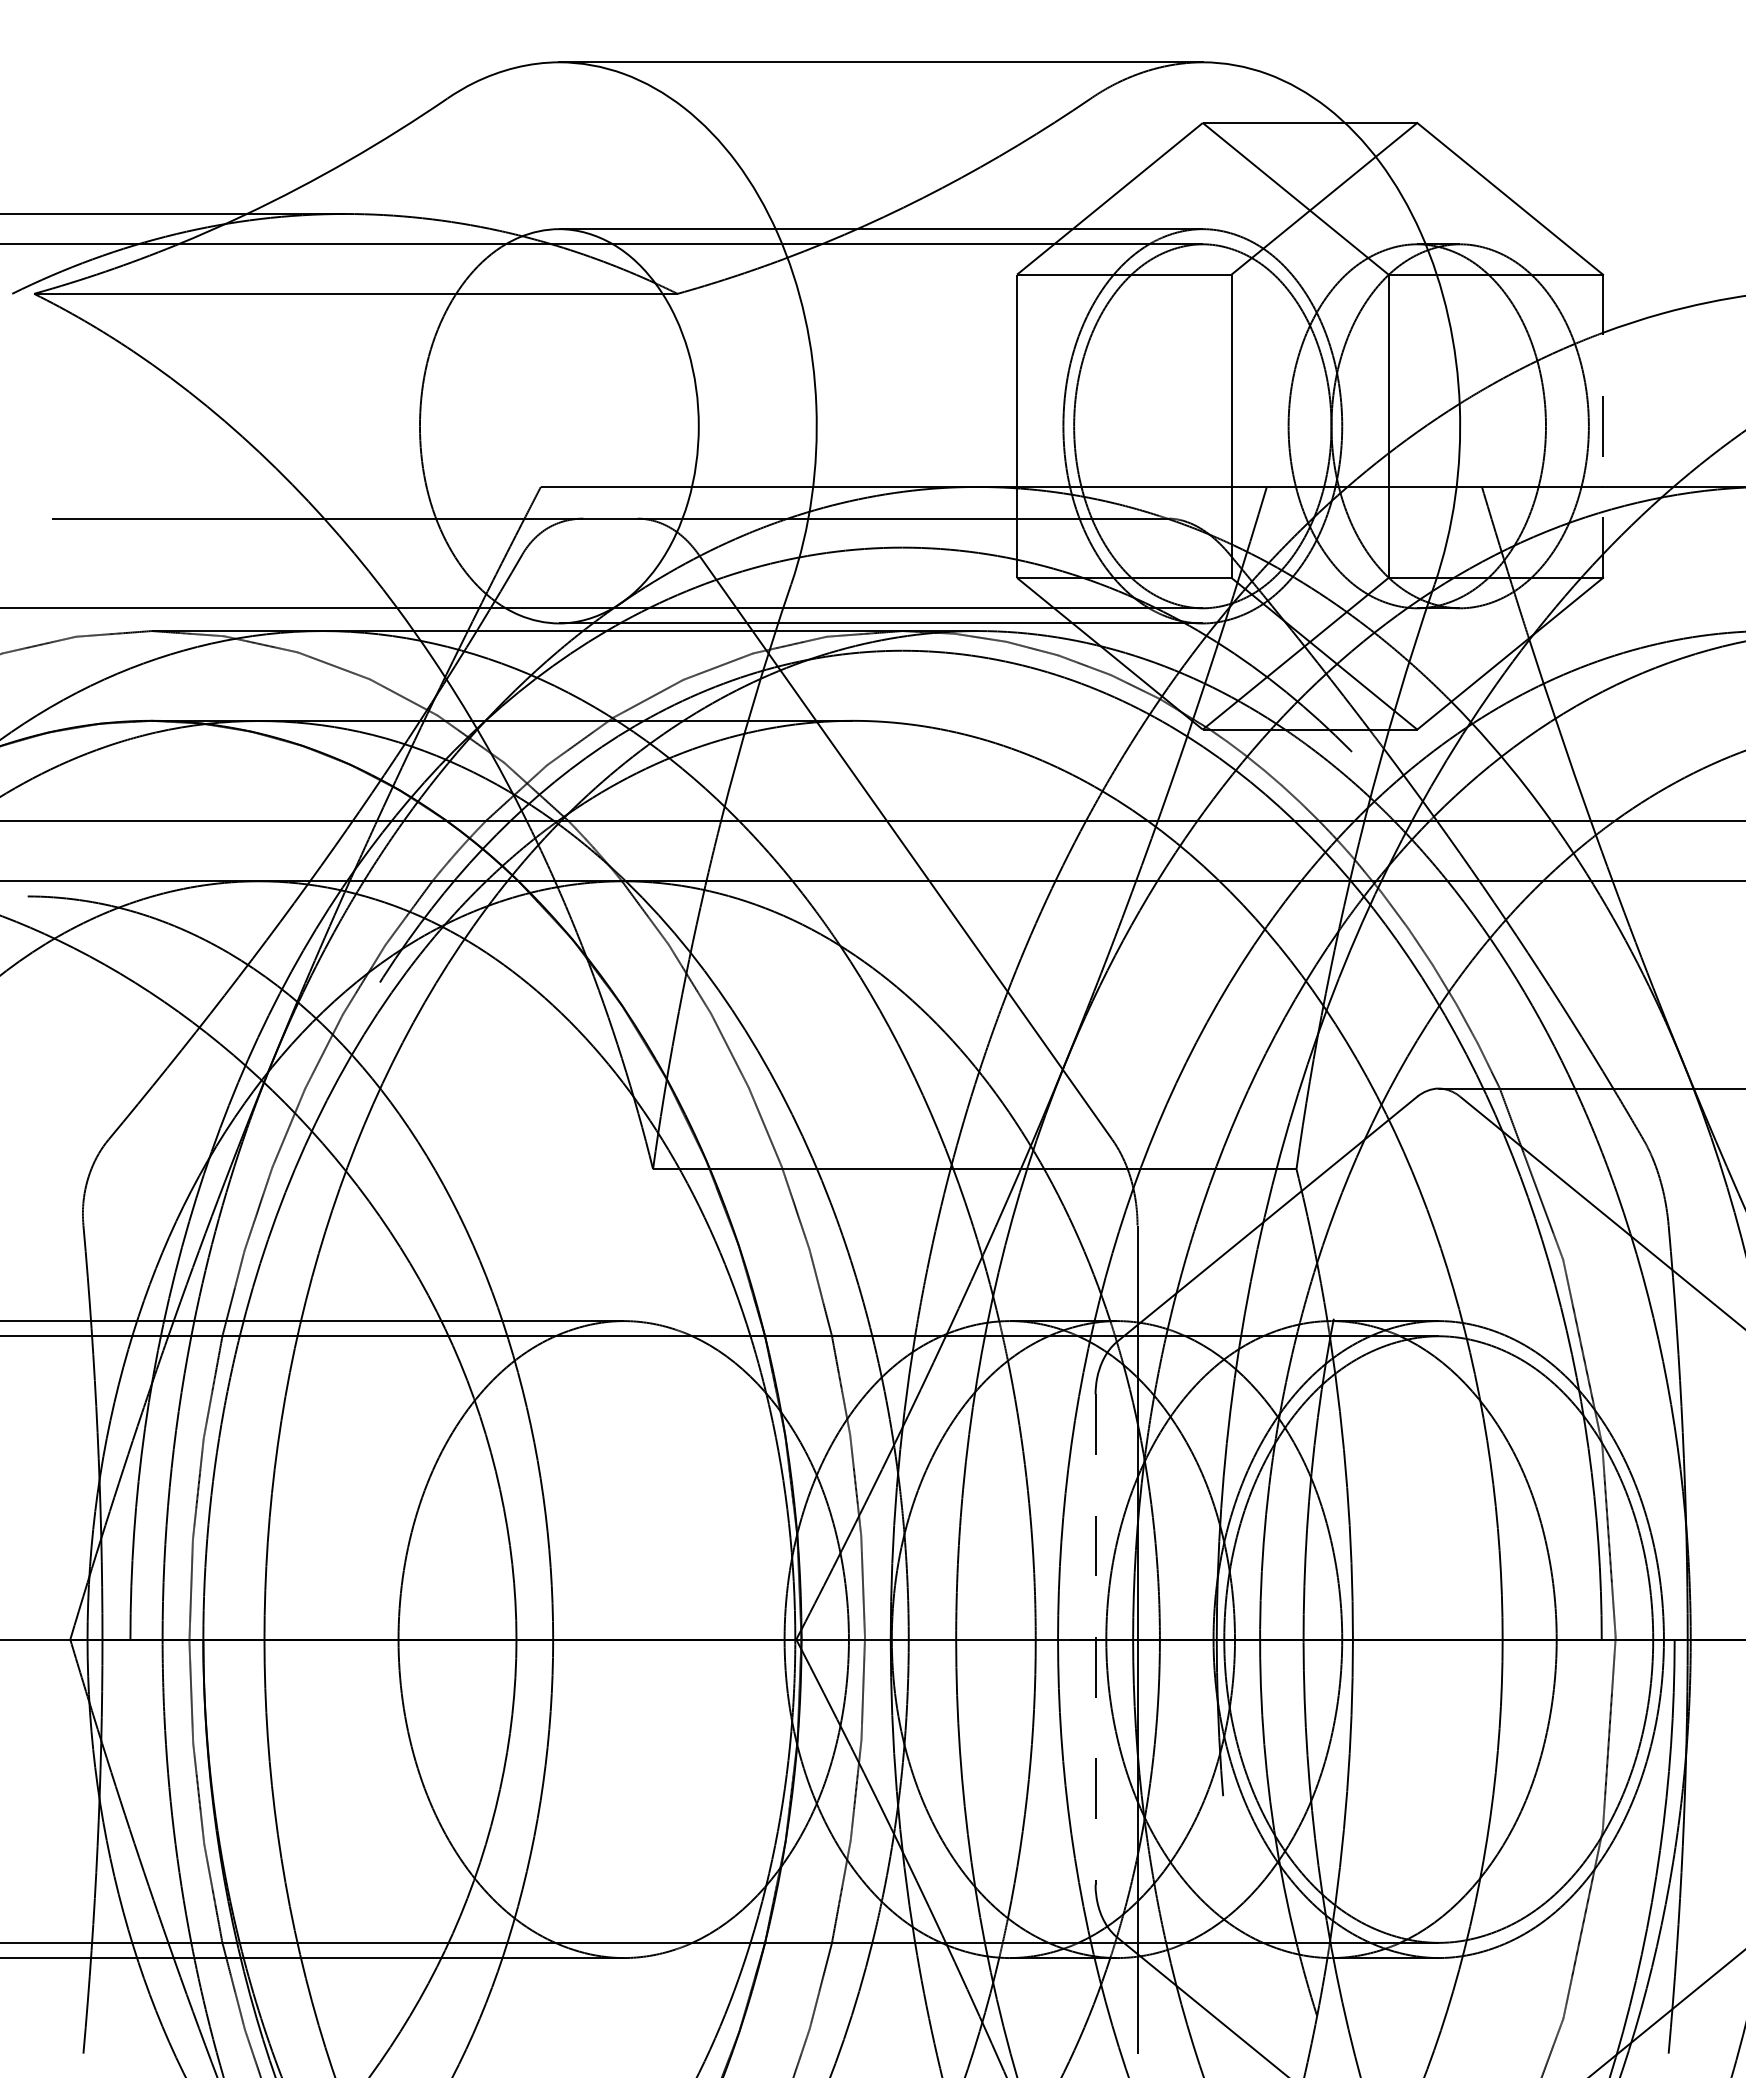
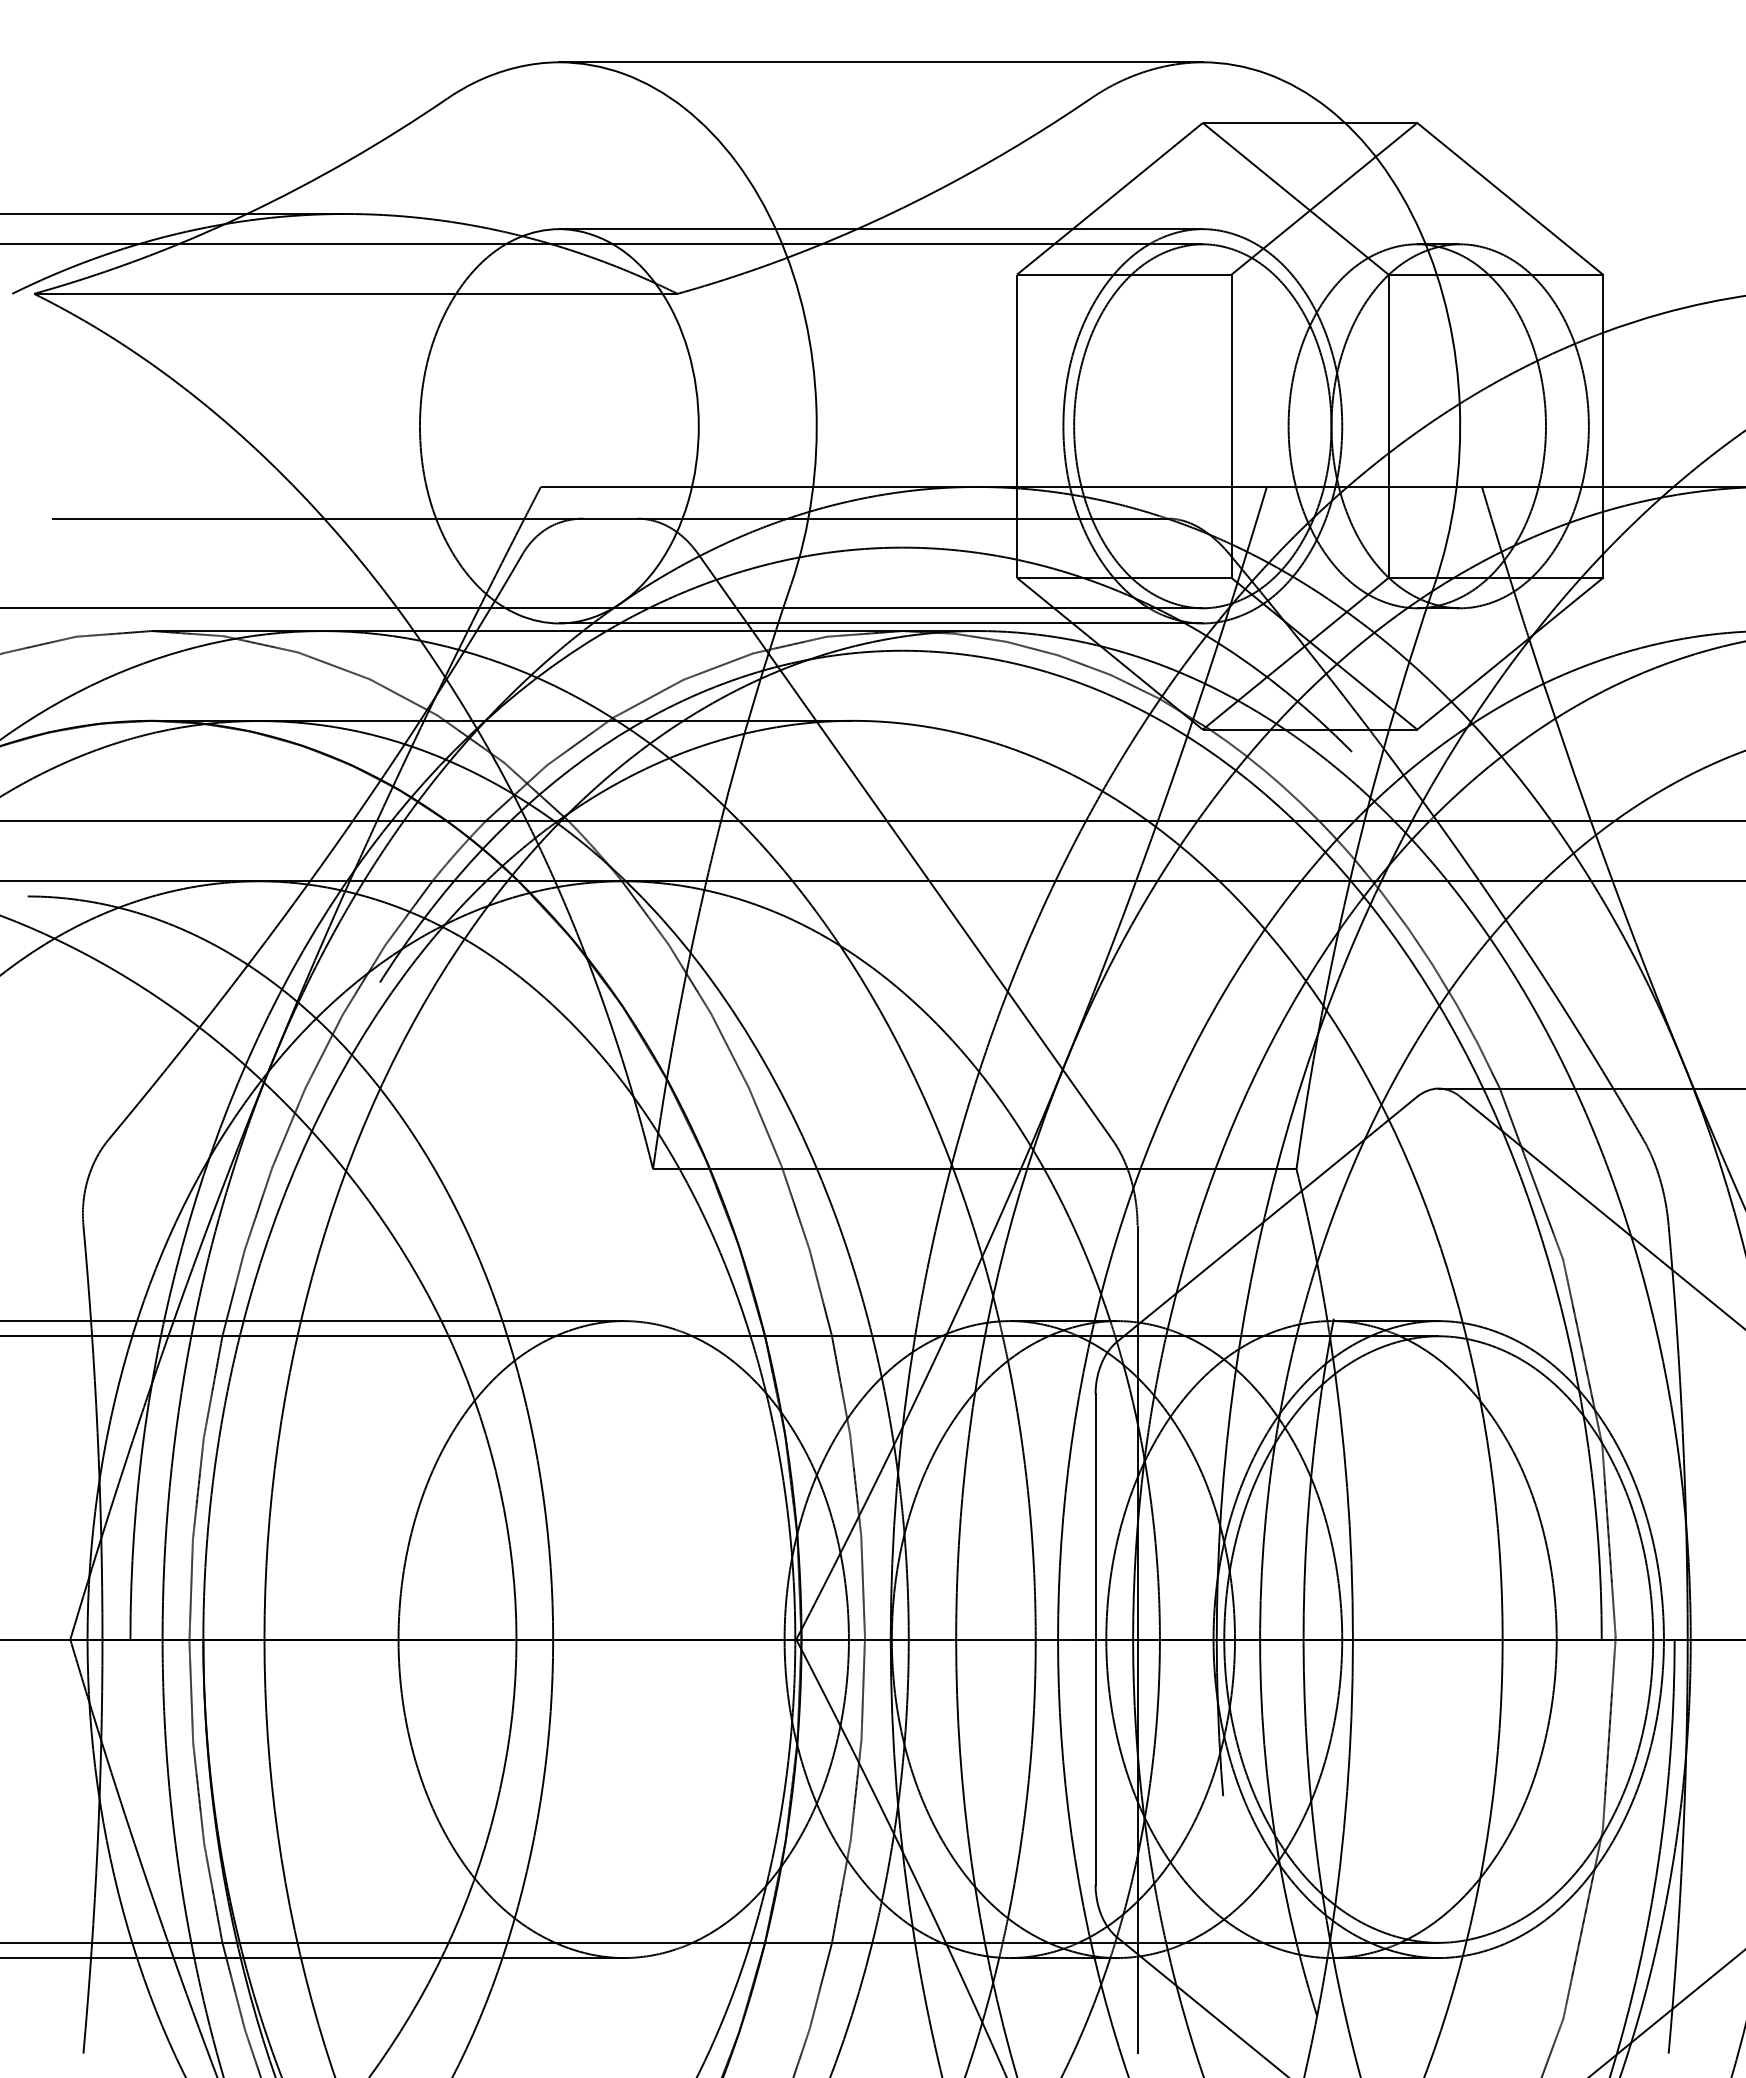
line: dashed -> solid (1603, 426)
line: dashed -> solid (1095, 1640)
